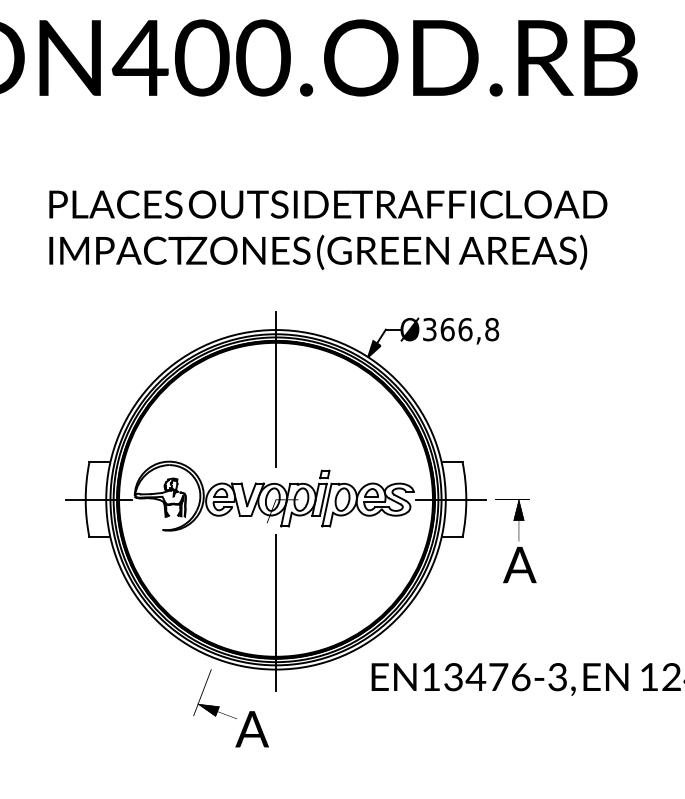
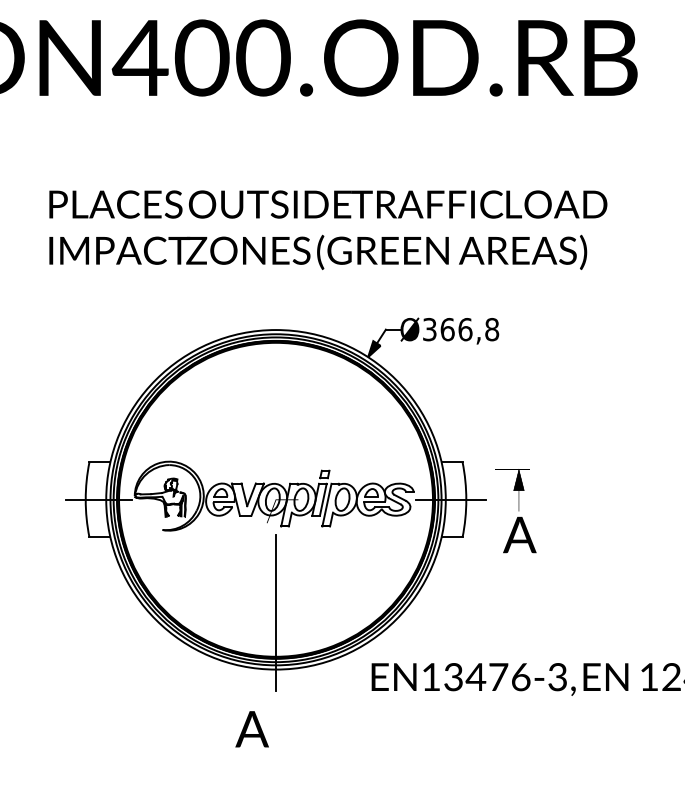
line: present -> none (276, 389)
text position: (515, 541) -> (515, 511) (515, 511)
part: present -> none (204, 689)
